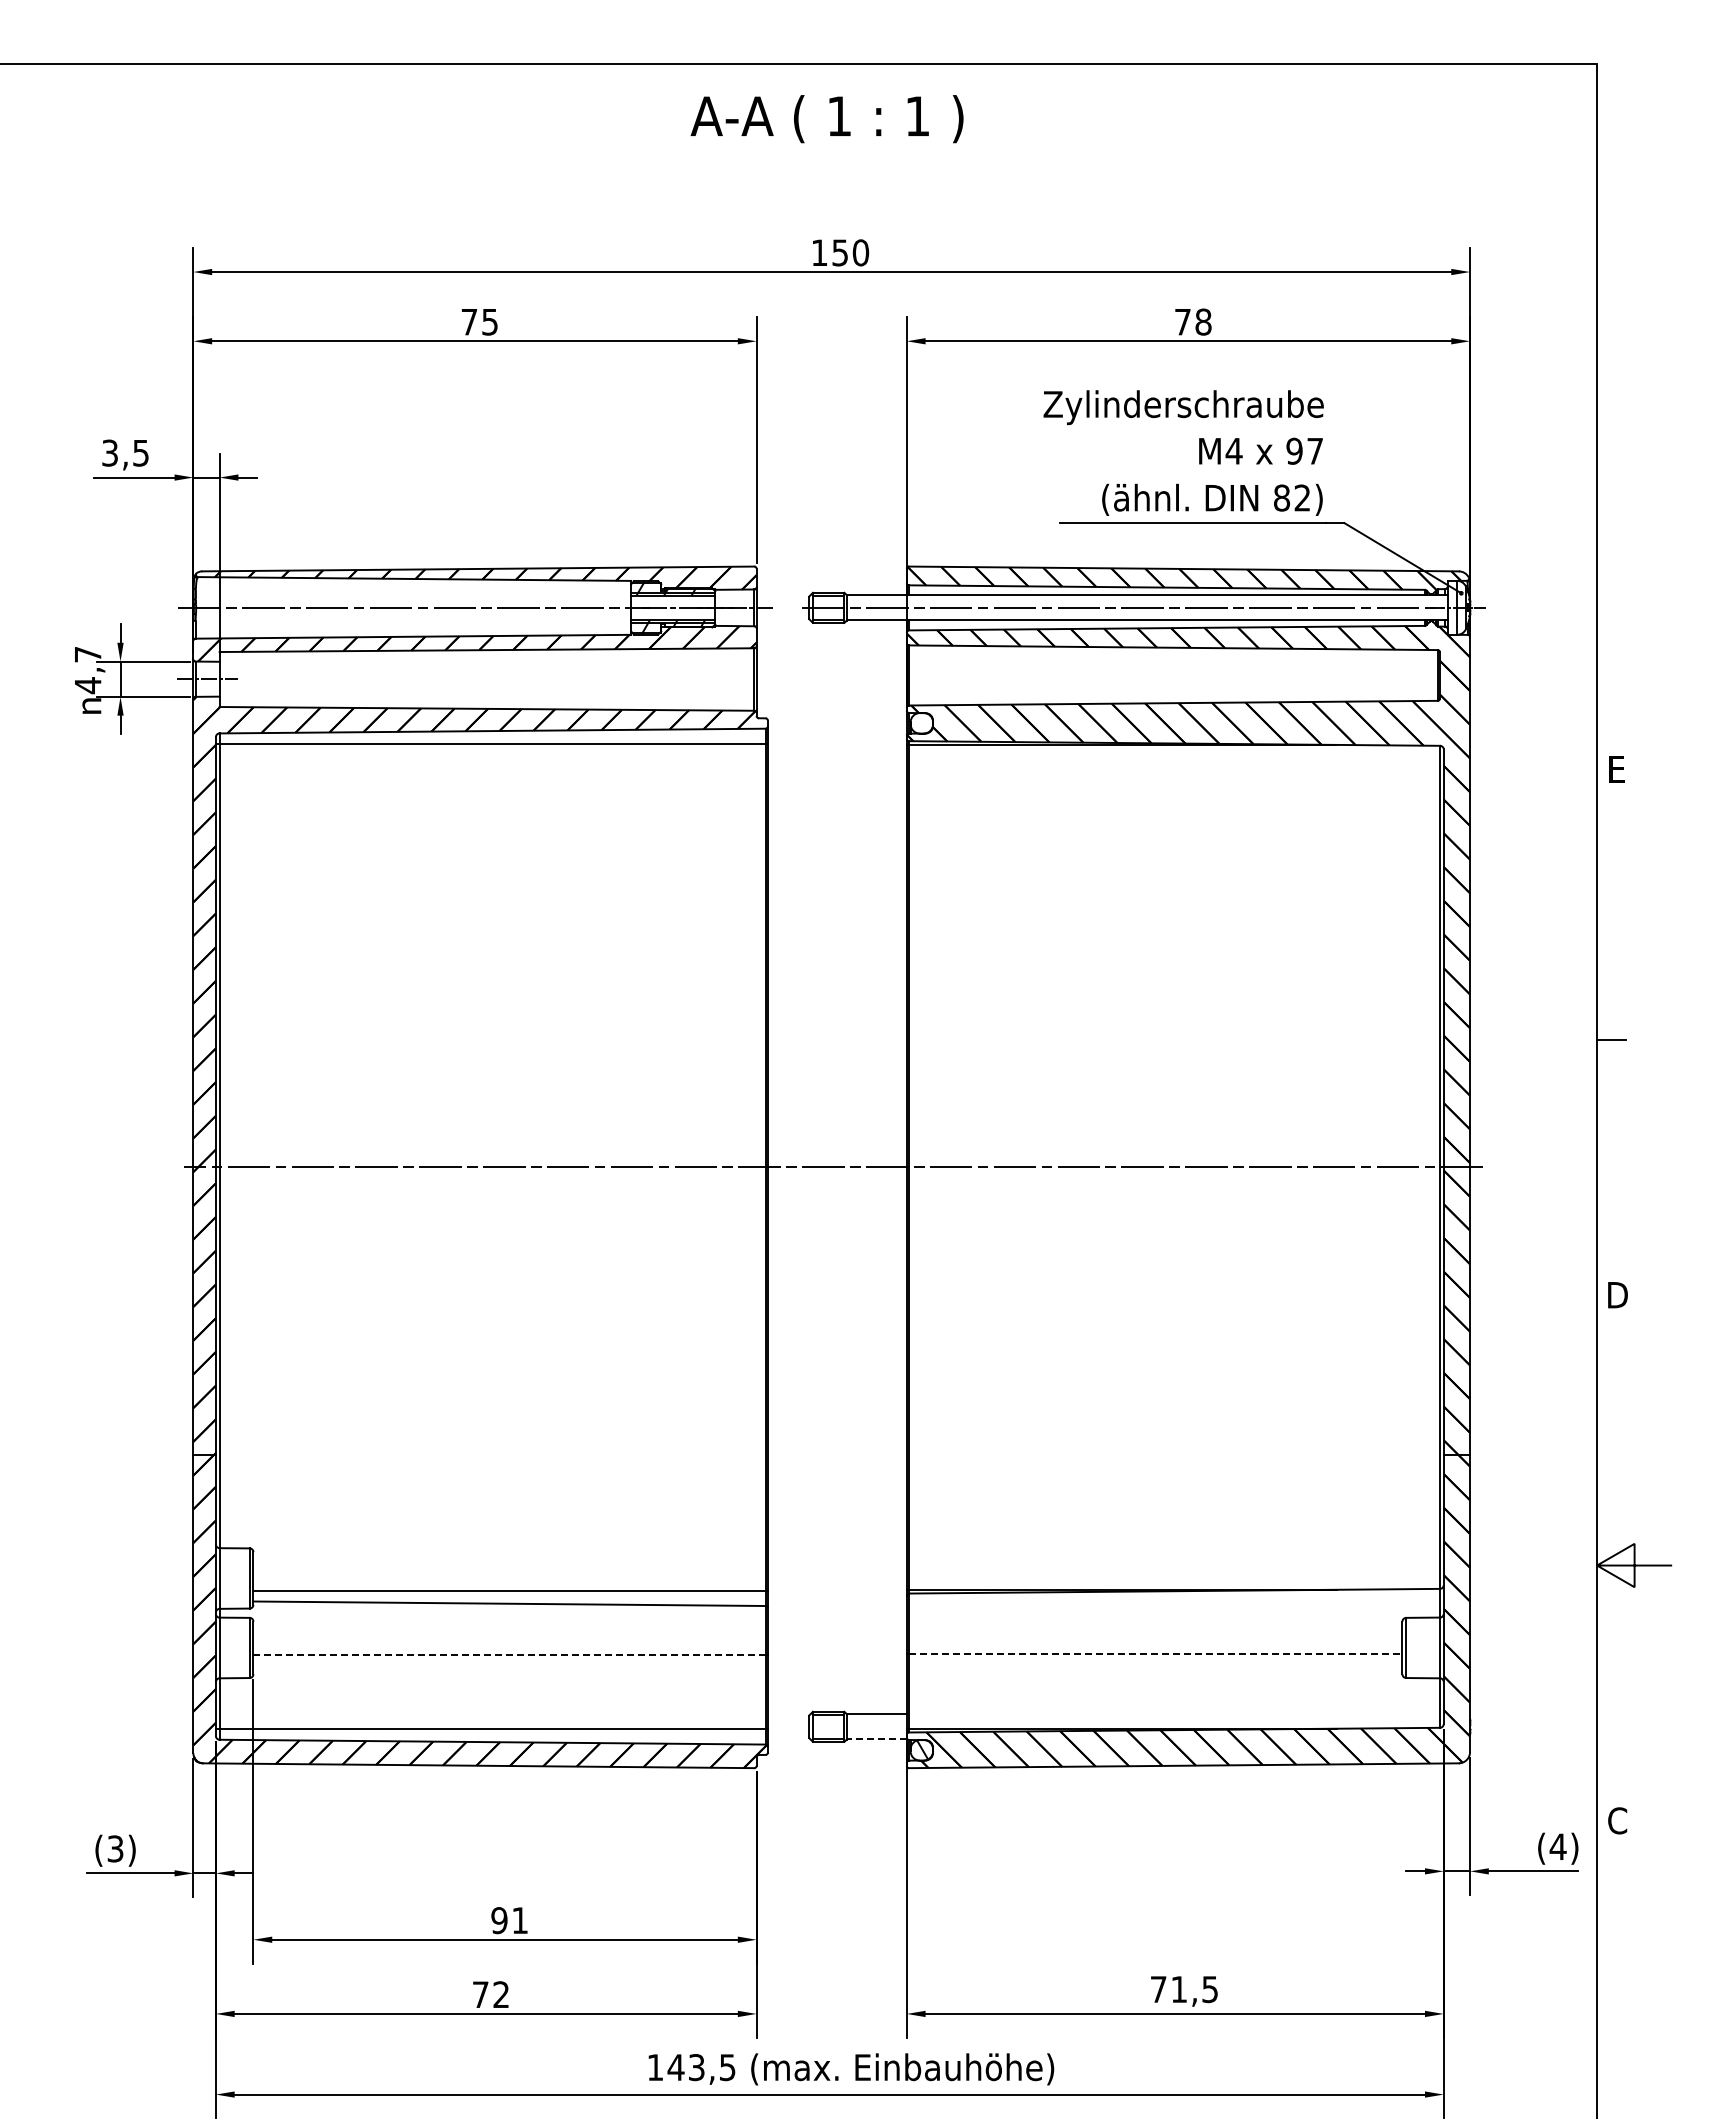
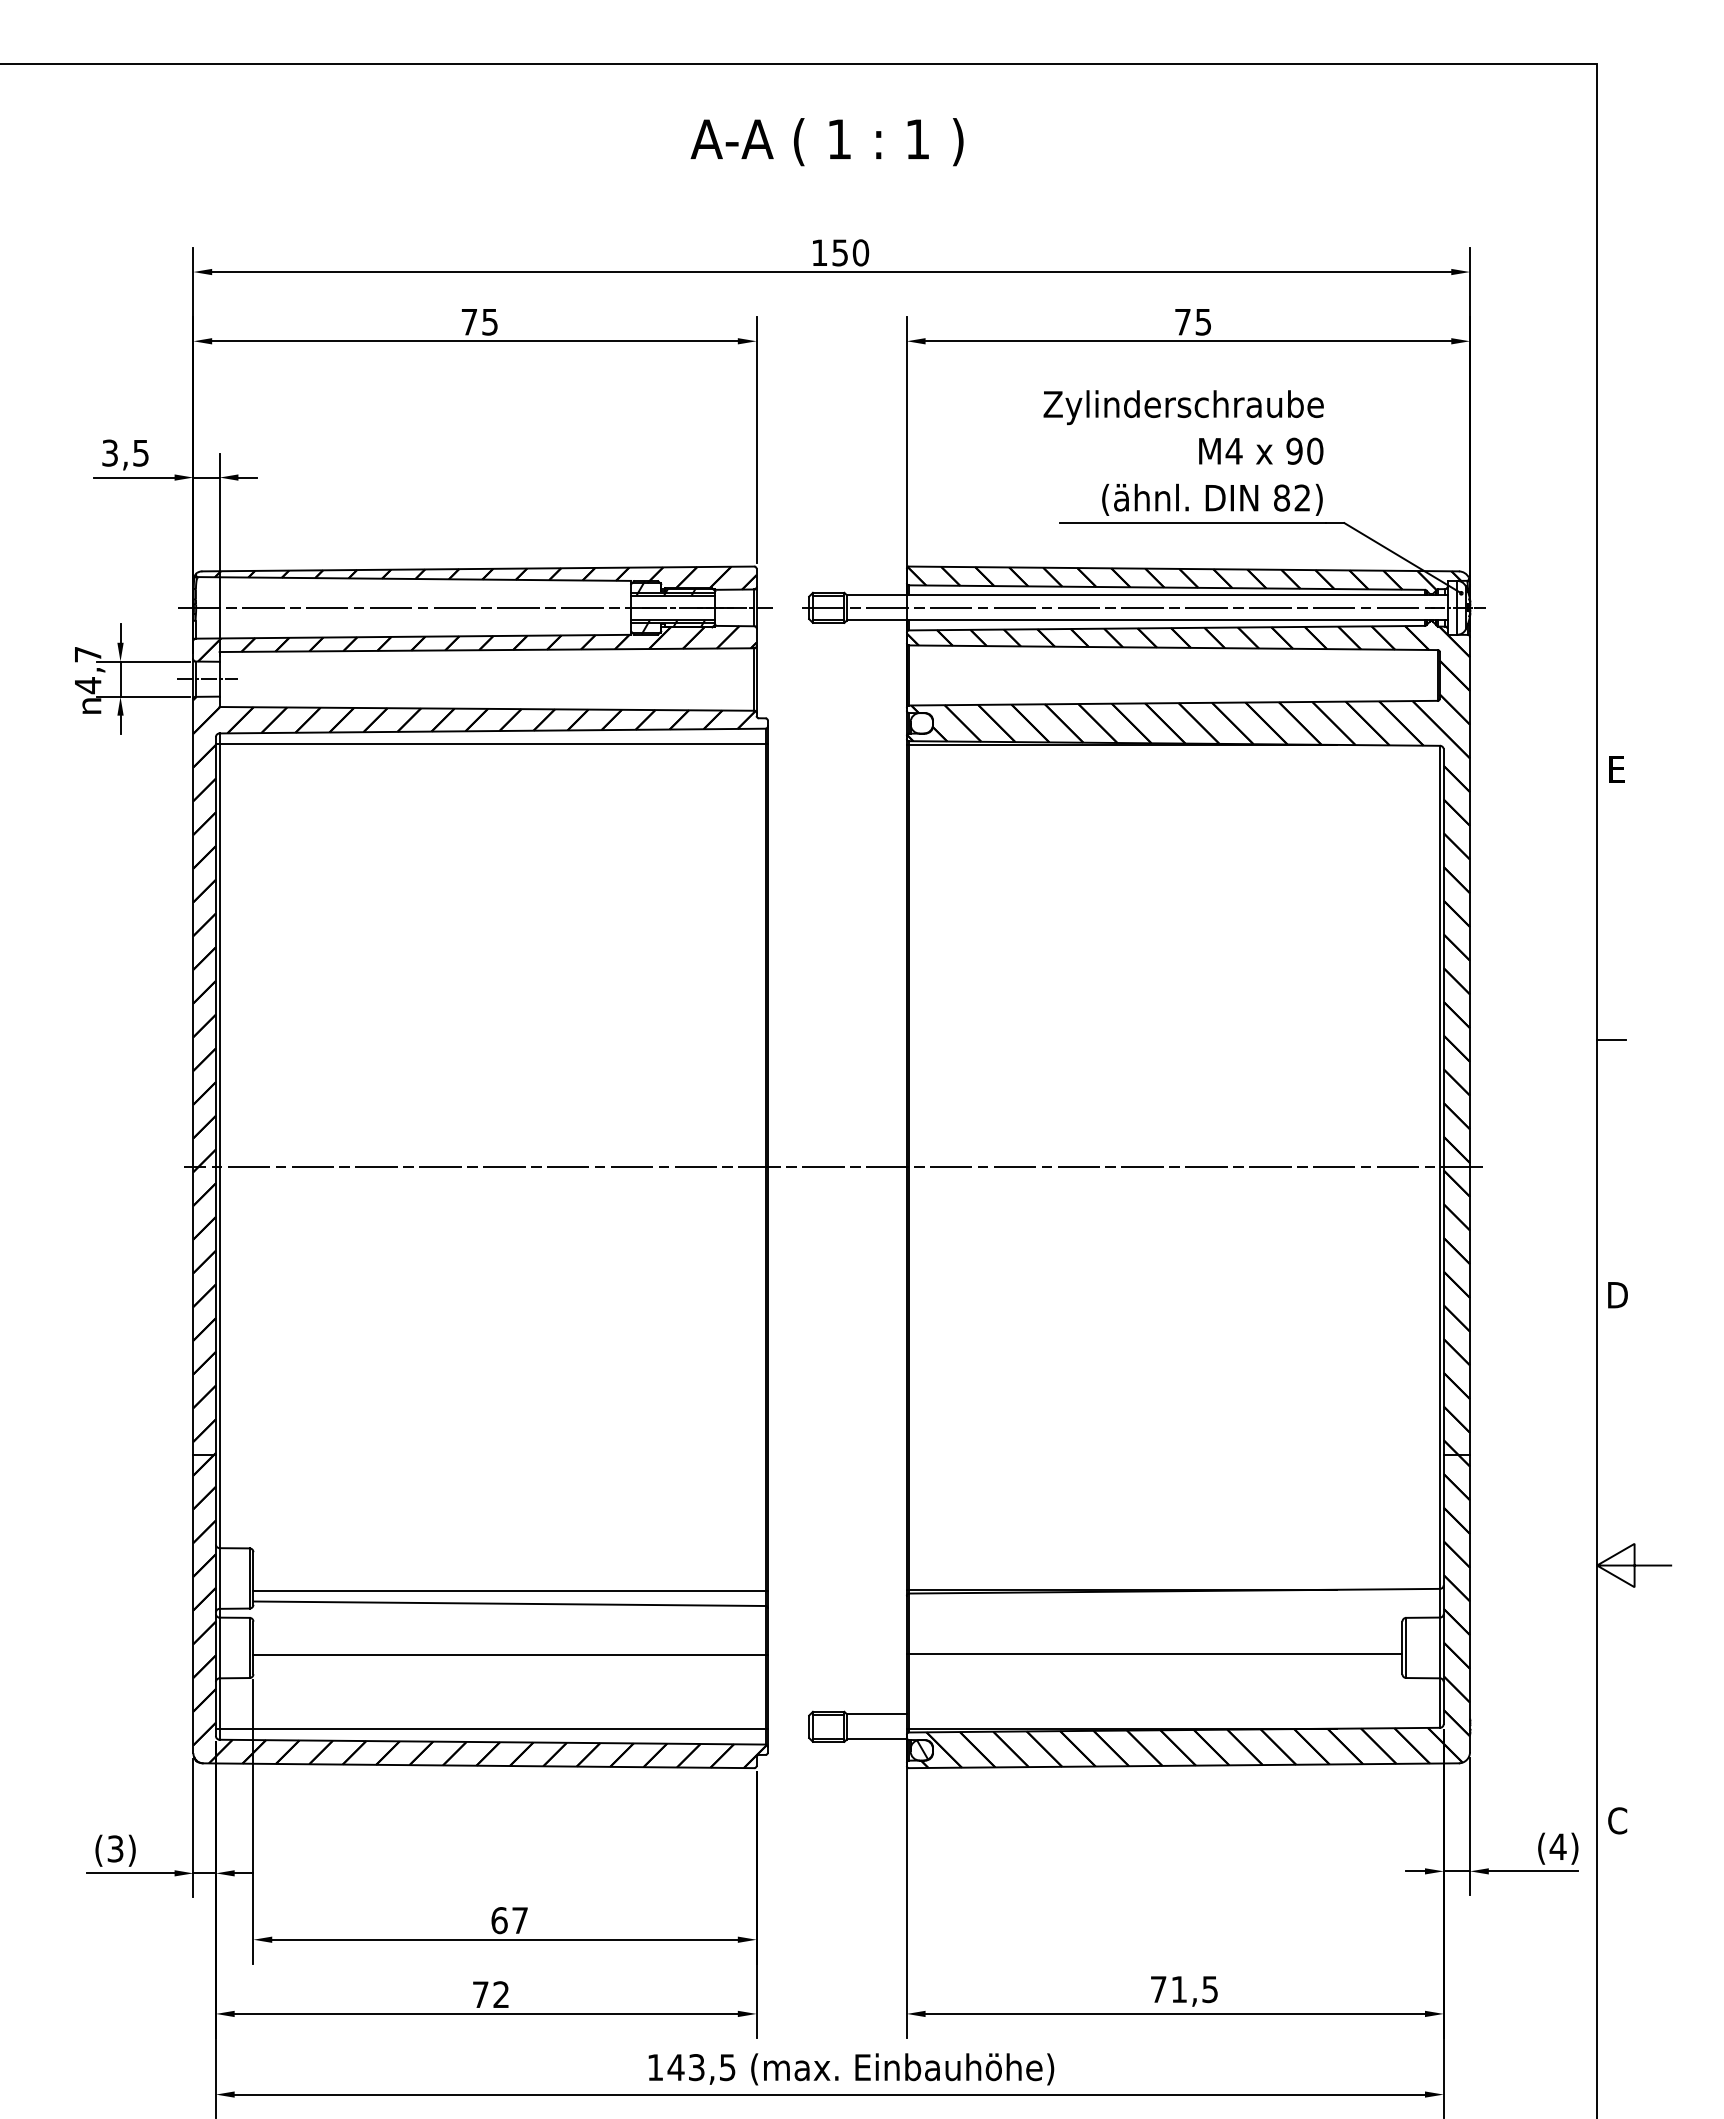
text position: (826, 119) -> (826, 142) (826, 142)
text: 78 -> 75 (1203, 321)
text: 97 -> 90 (1315, 450)
line: dashed -> solid (1155, 1653)
line: dashed -> solid (509, 1654)
line: dashed -> solid (876, 1739)
text: 91 -> 67 (509, 1920)
